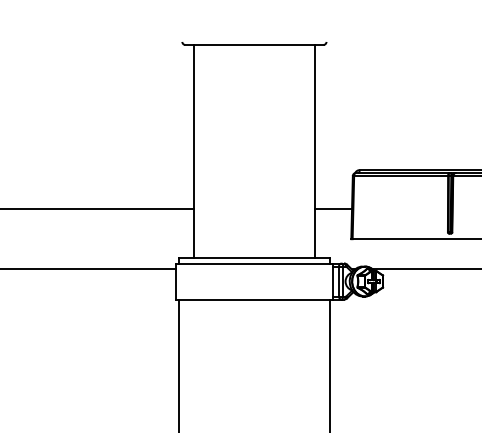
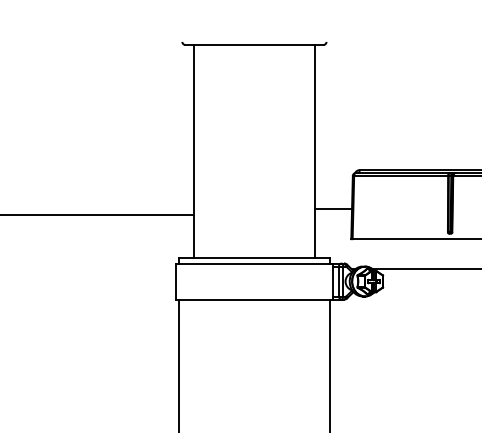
line position: (98, 209) -> (98, 215) (98, 215)
line: present -> none (89, 269)
